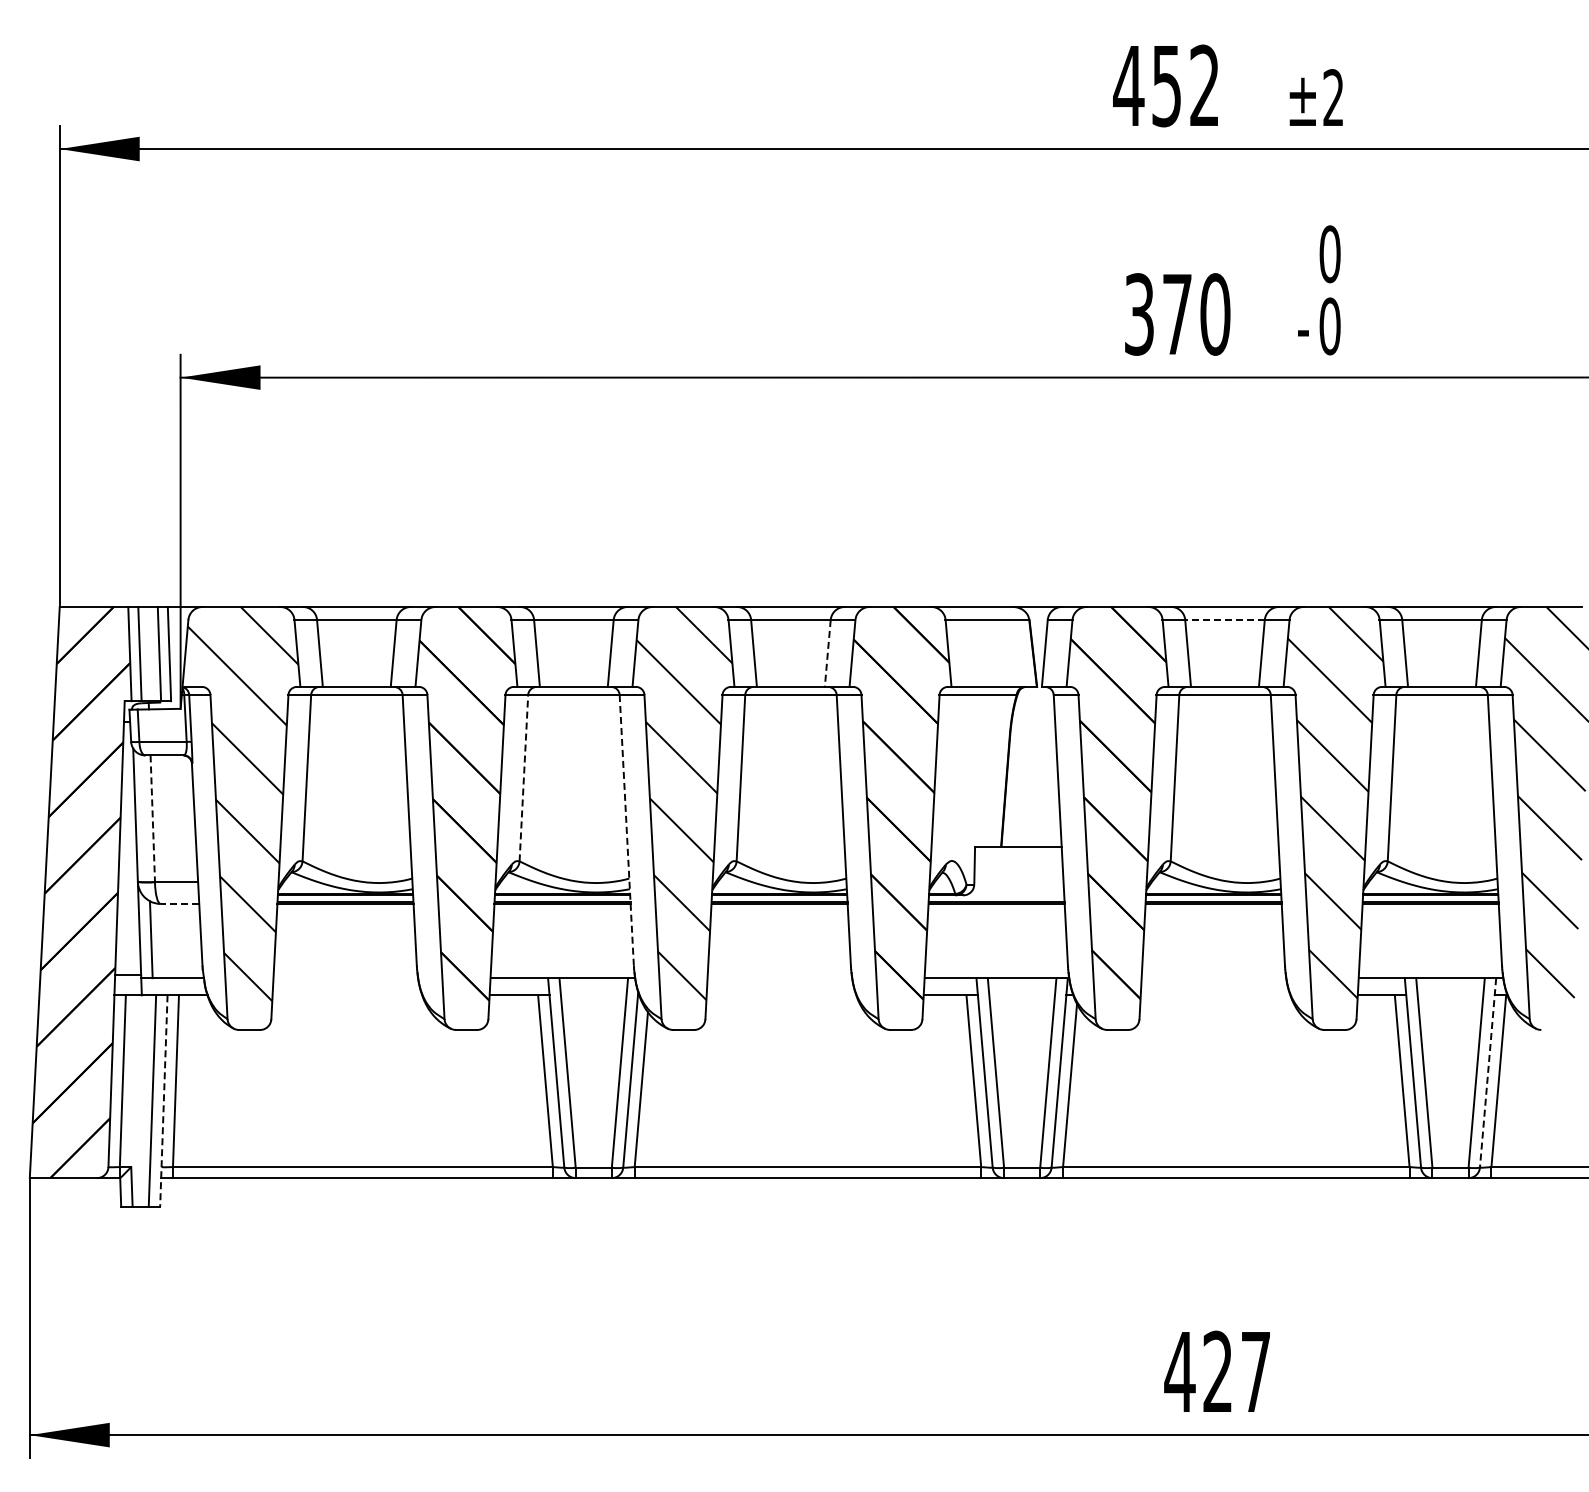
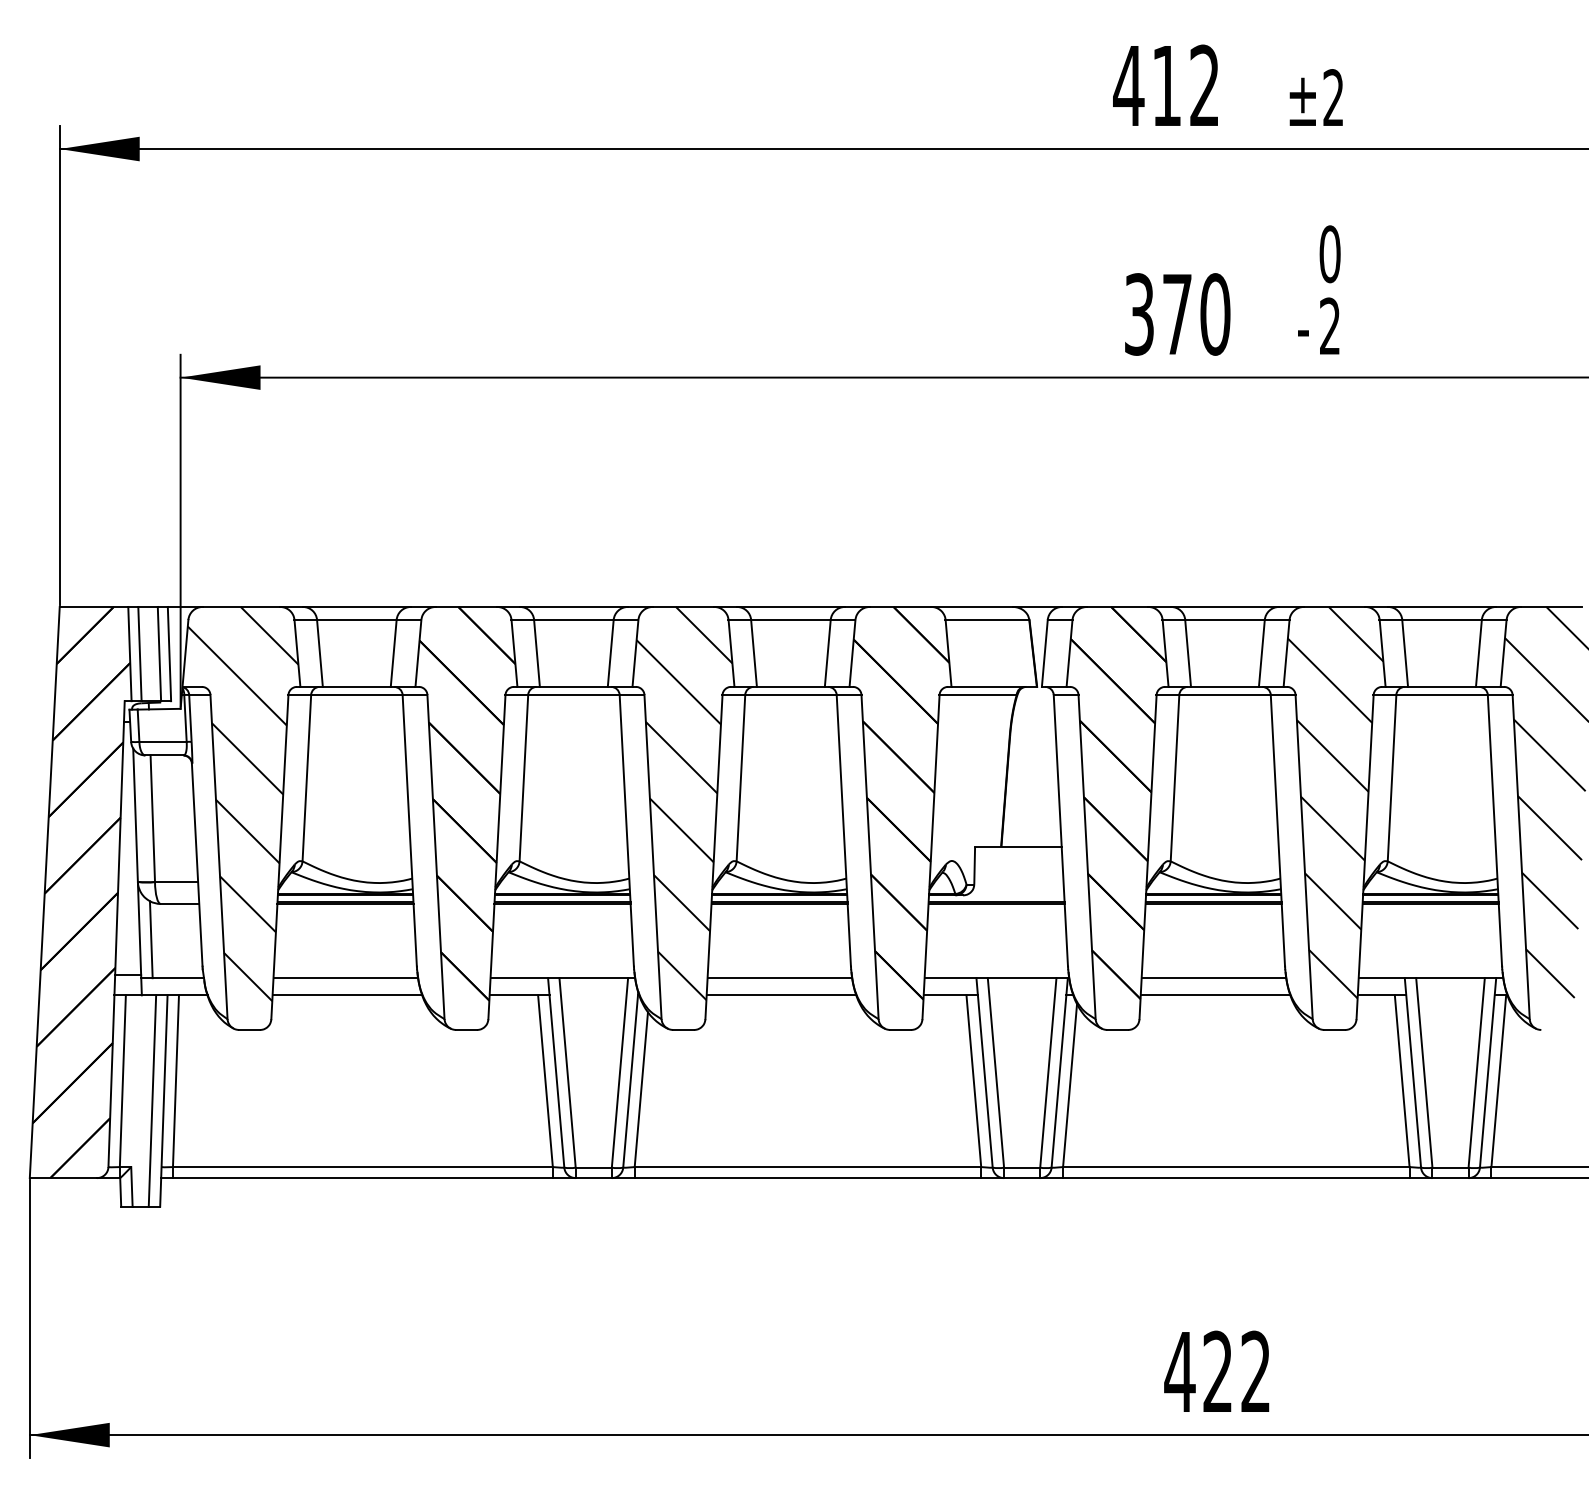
text: 452 -> 412 (1166, 86)
text: 0 -> 2 (1329, 326)
line: dashed -> solid (1225, 619)
line: dashed -> solid (827, 653)
line: dashed -> solid (523, 777)
line: dashed -> solid (152, 819)
line: dashed -> solid (626, 830)
line: dashed -> solid (179, 903)
line: none -> present (345, 978)
line: none -> present (779, 978)
line: none -> present (1213, 978)
line: none -> present (347, 995)
line: none -> present (781, 995)
line: none -> present (1215, 995)
line: dashed -> solid (1488, 1073)
line: dashed -> solid (163, 1101)
text: 427 -> 422 (1255, 1370)
